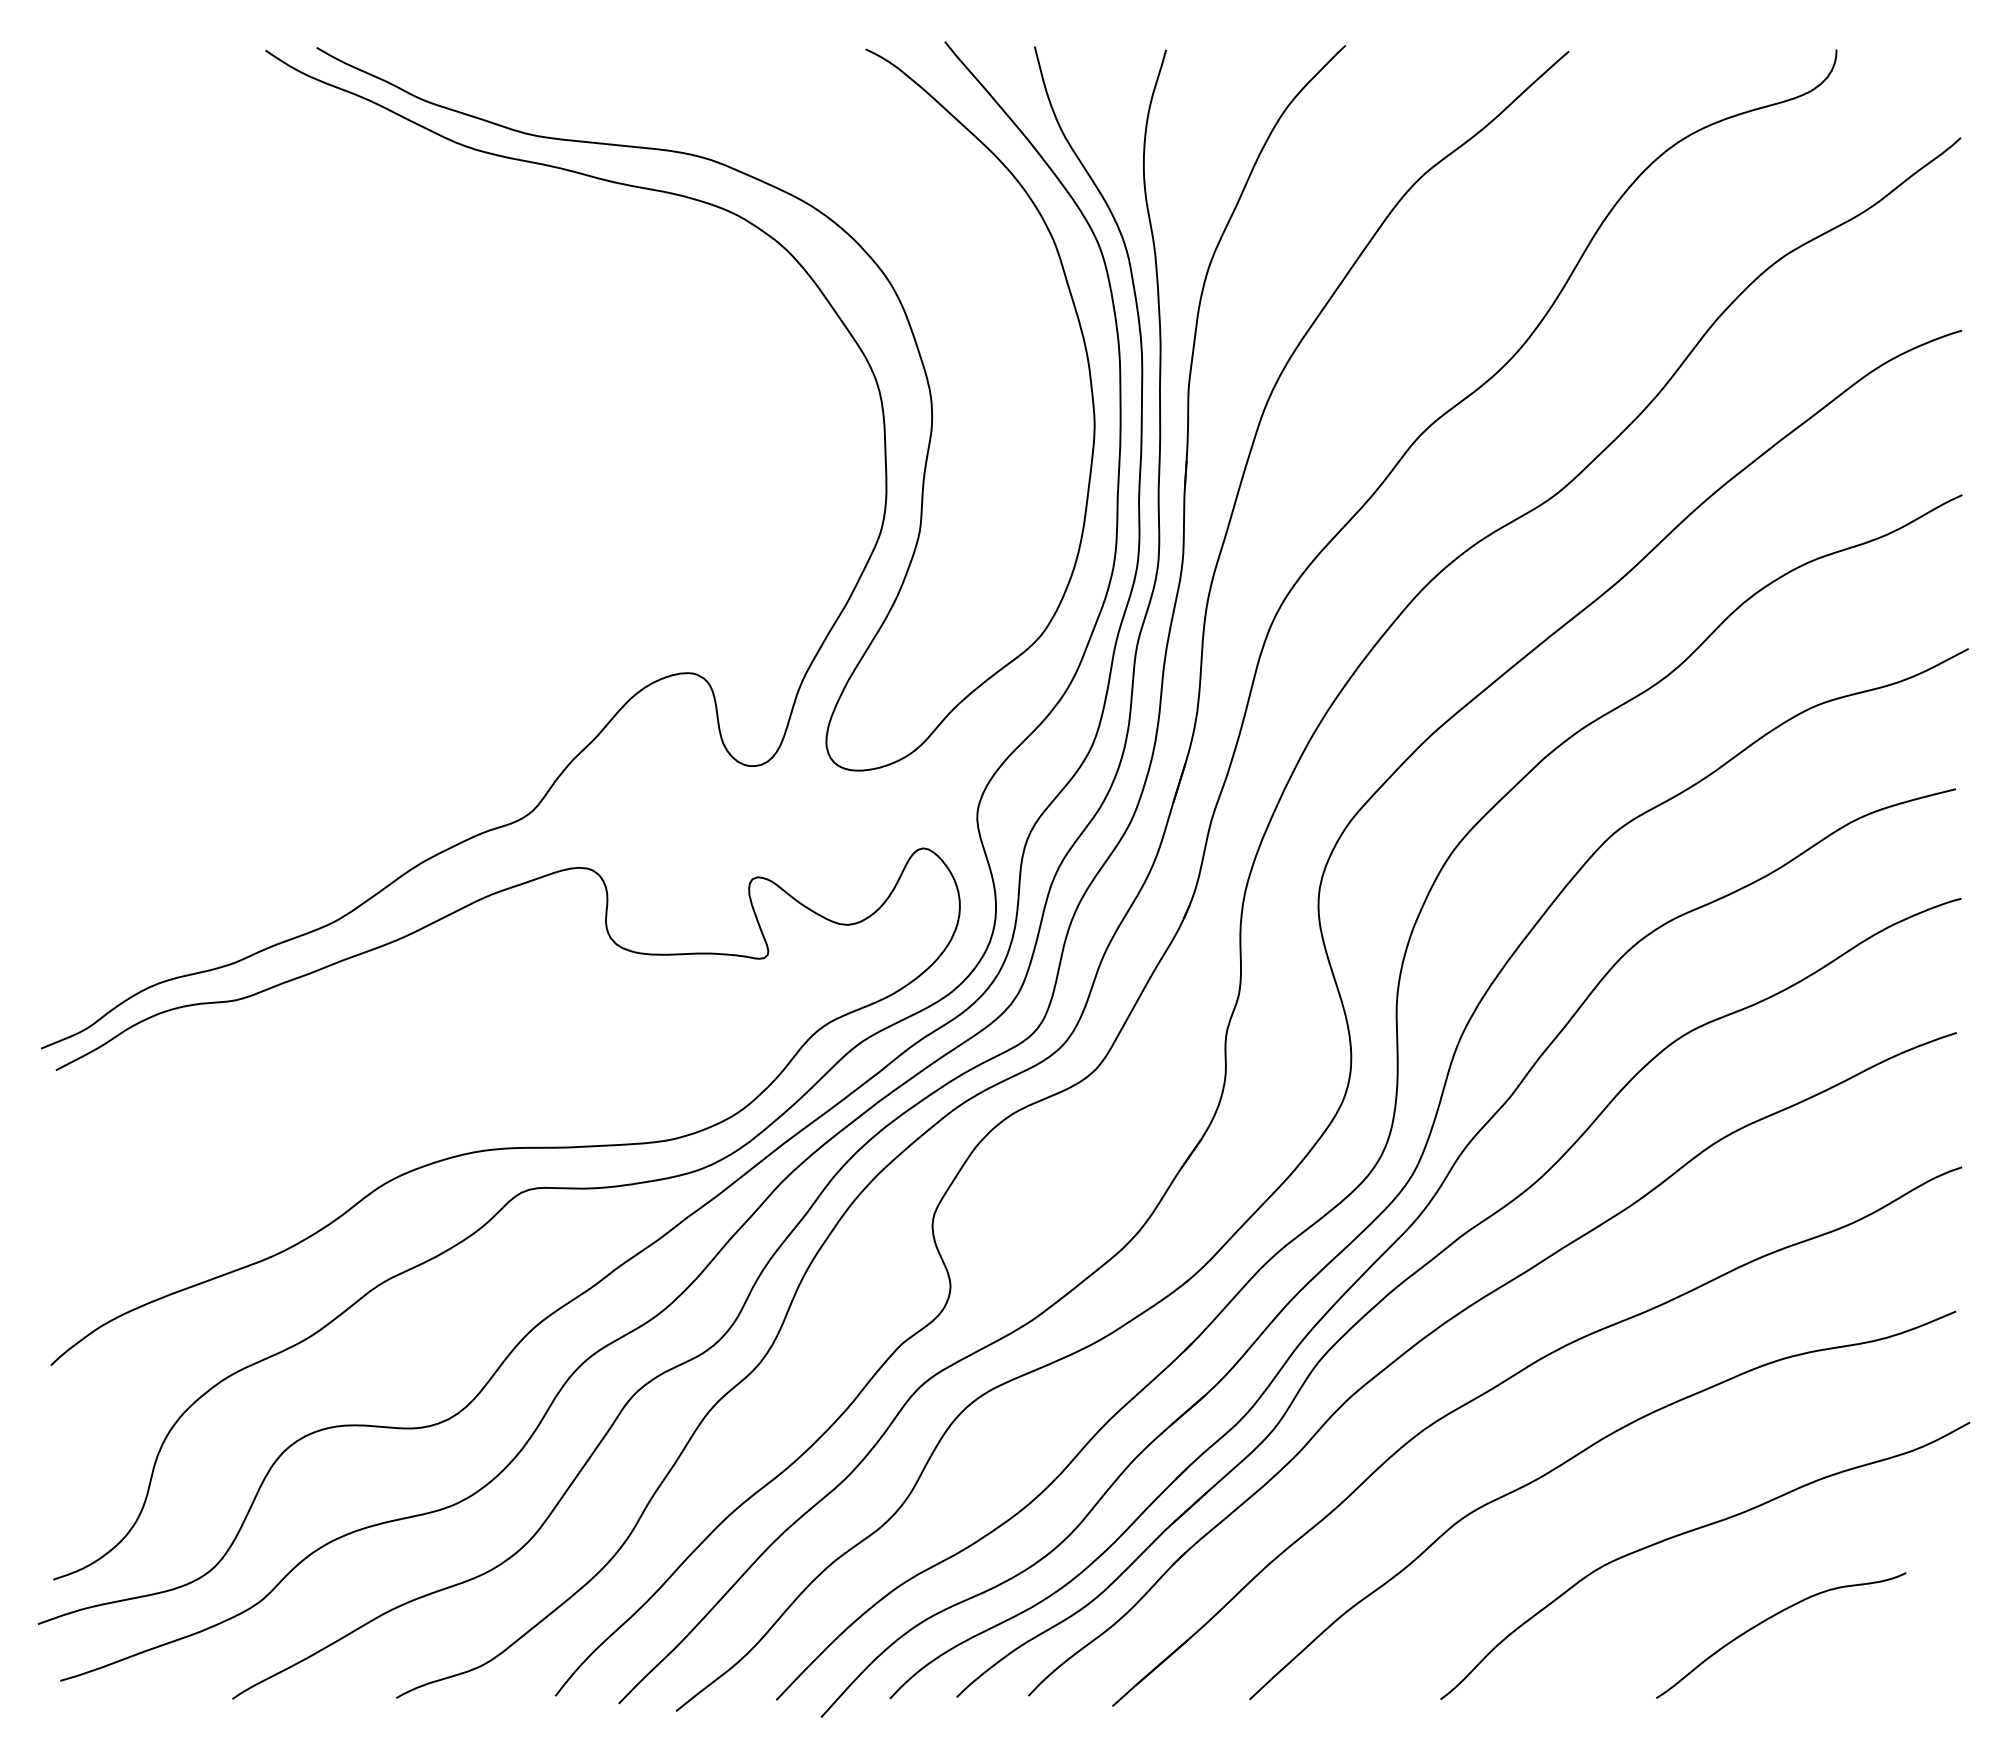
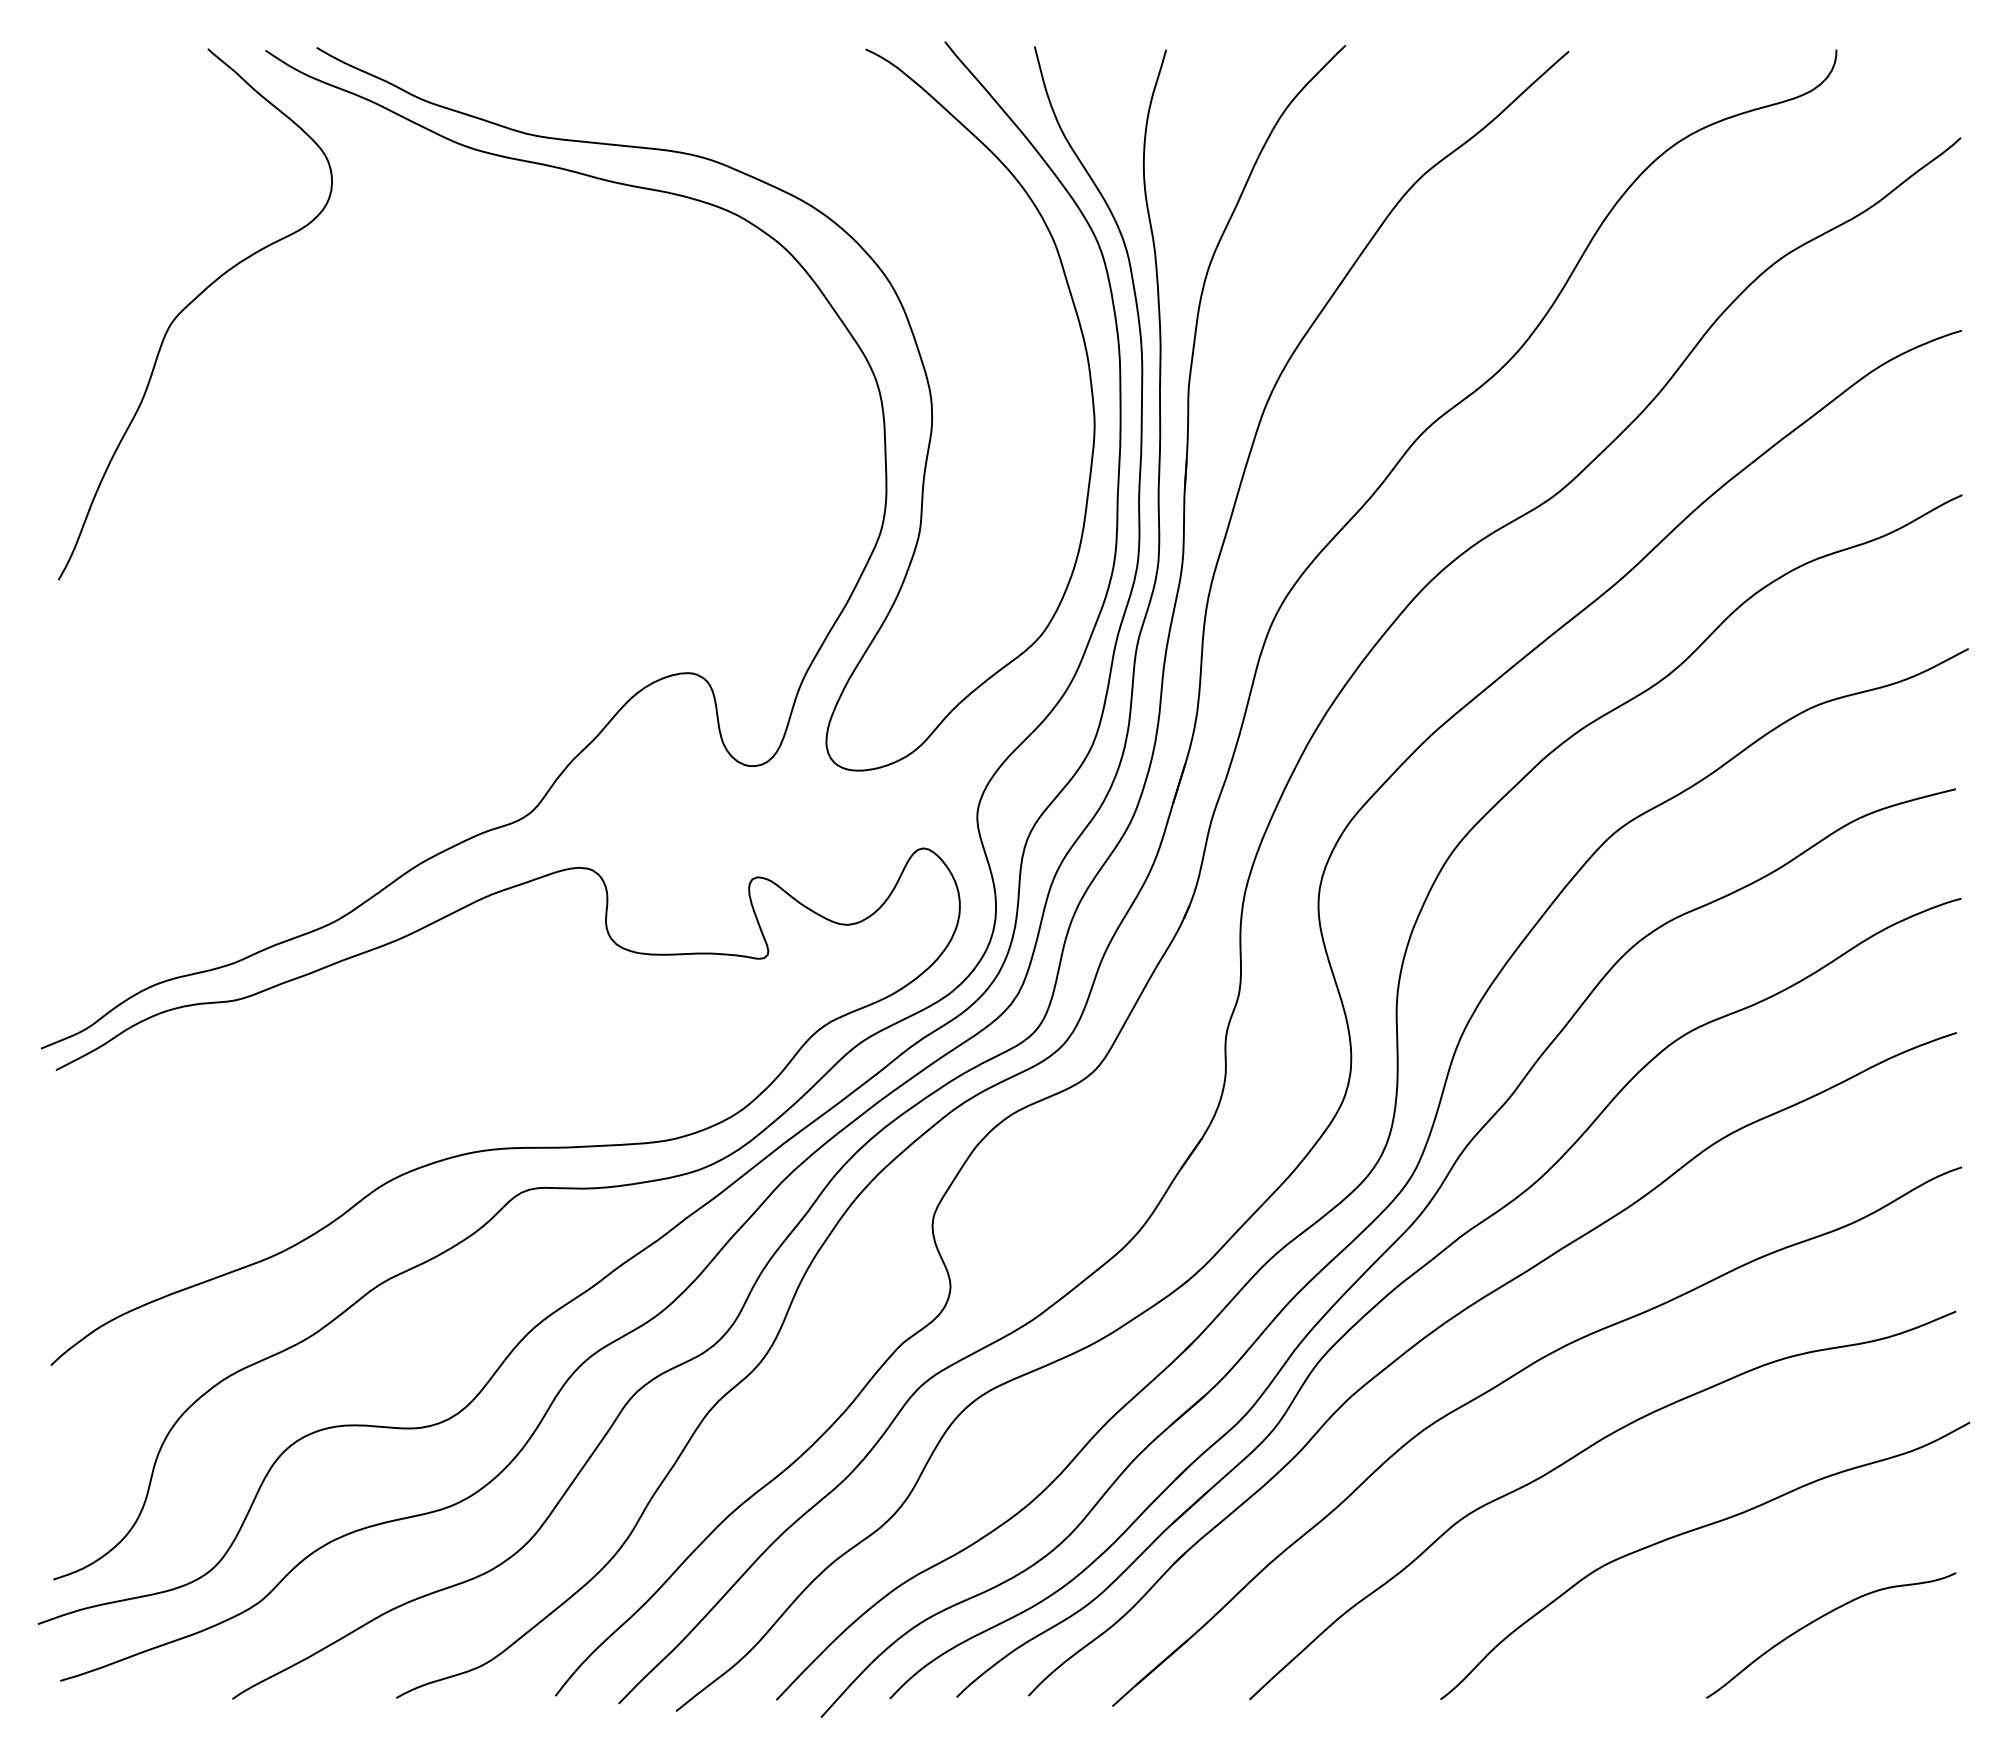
curve: none -> present (188, 306)
curve position: (1769, 1619) -> (1819, 1619) (1819, 1619)
